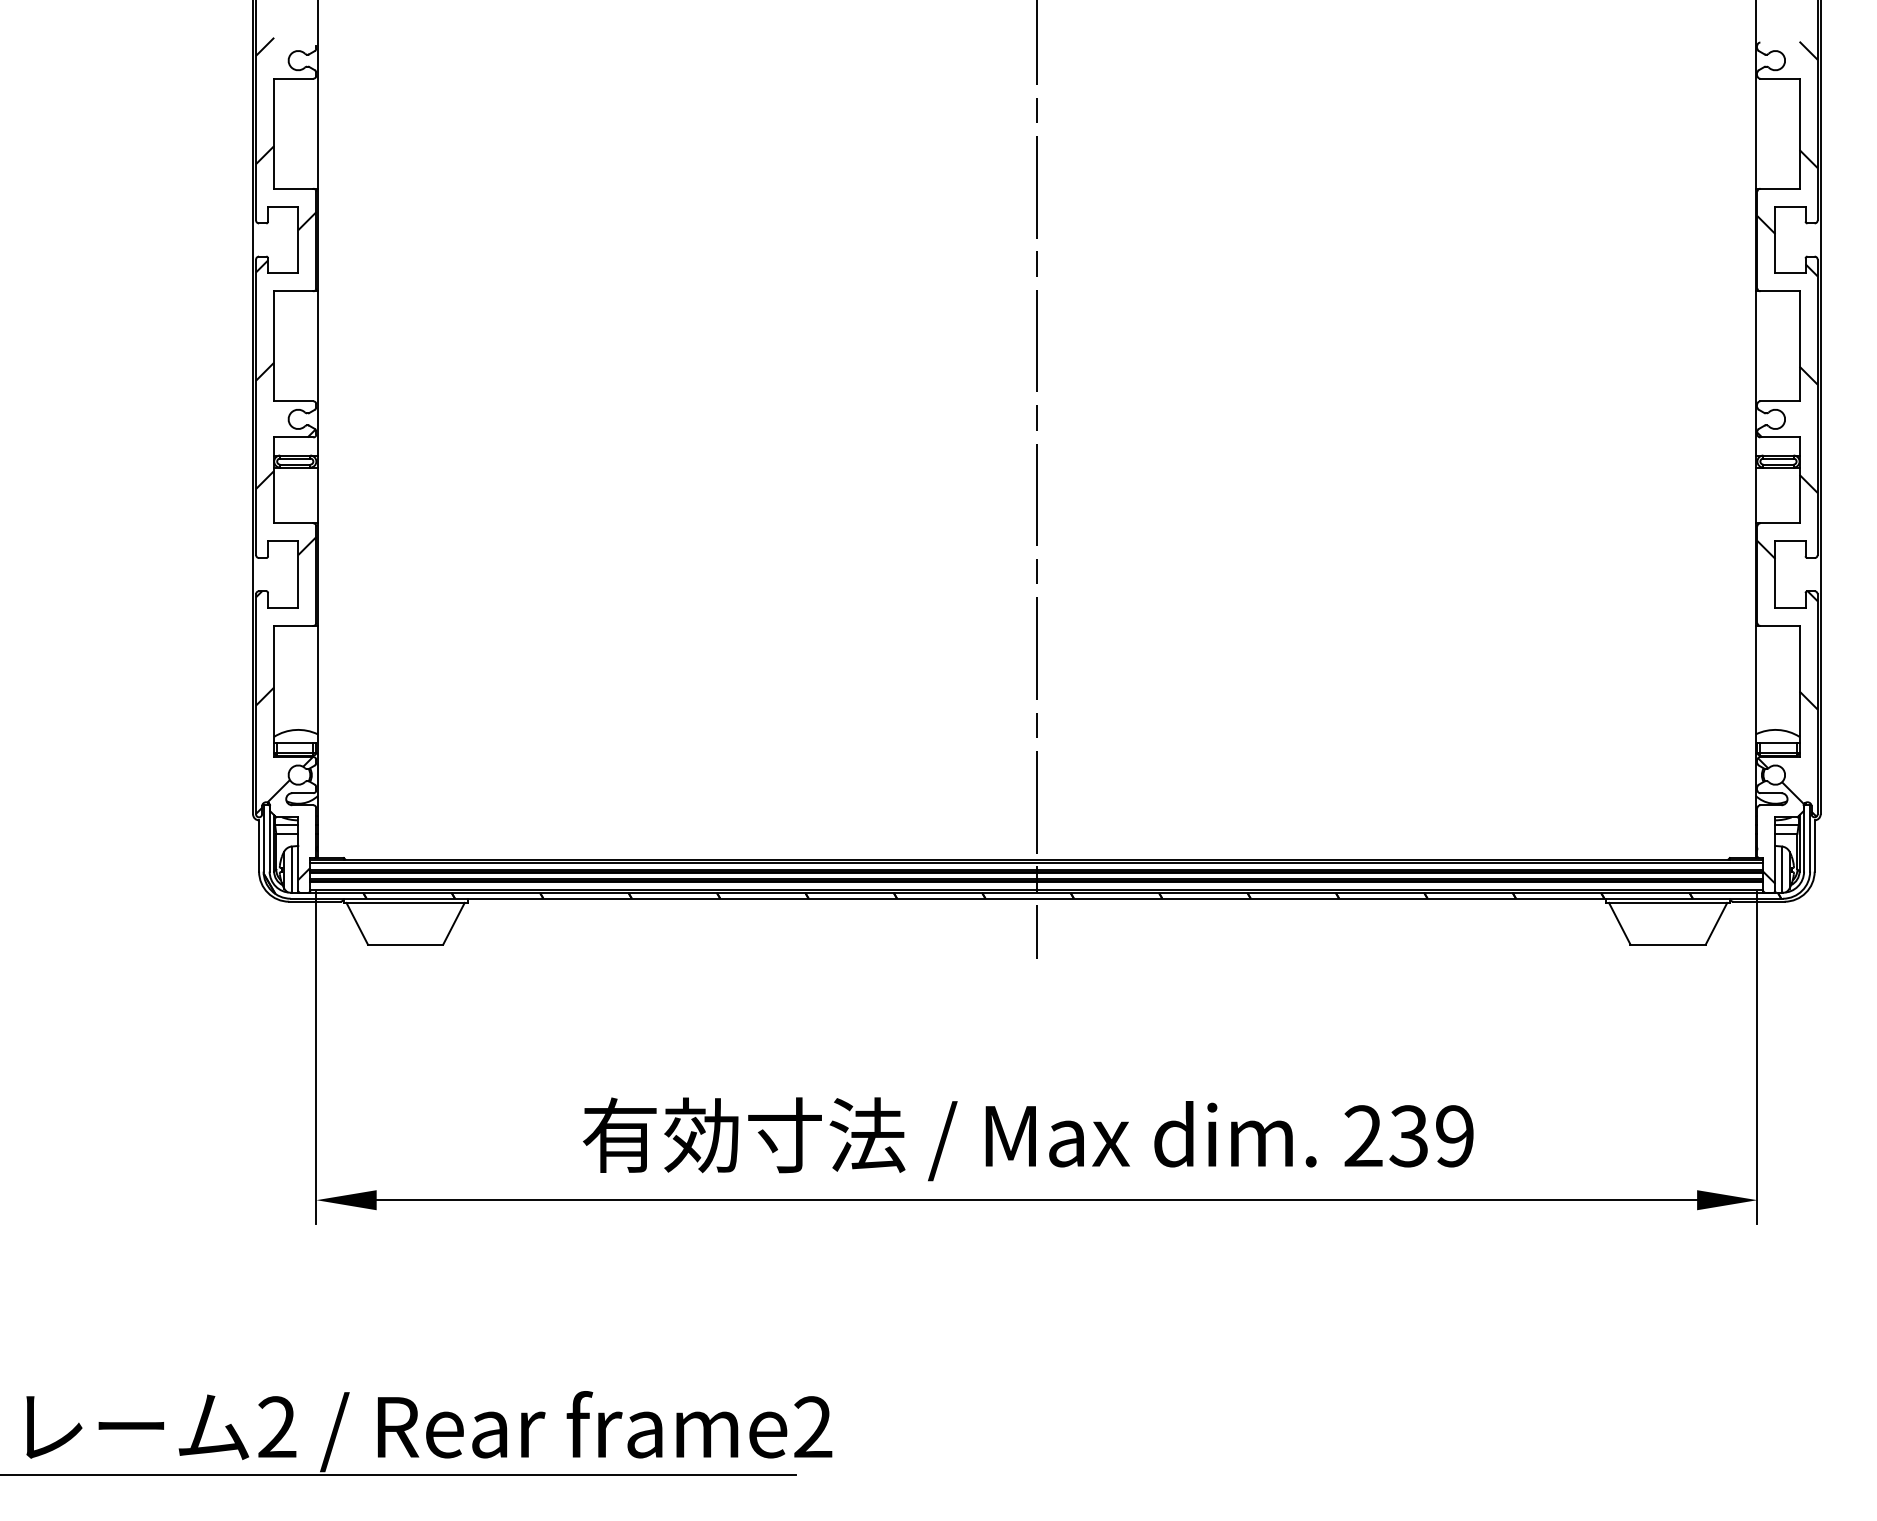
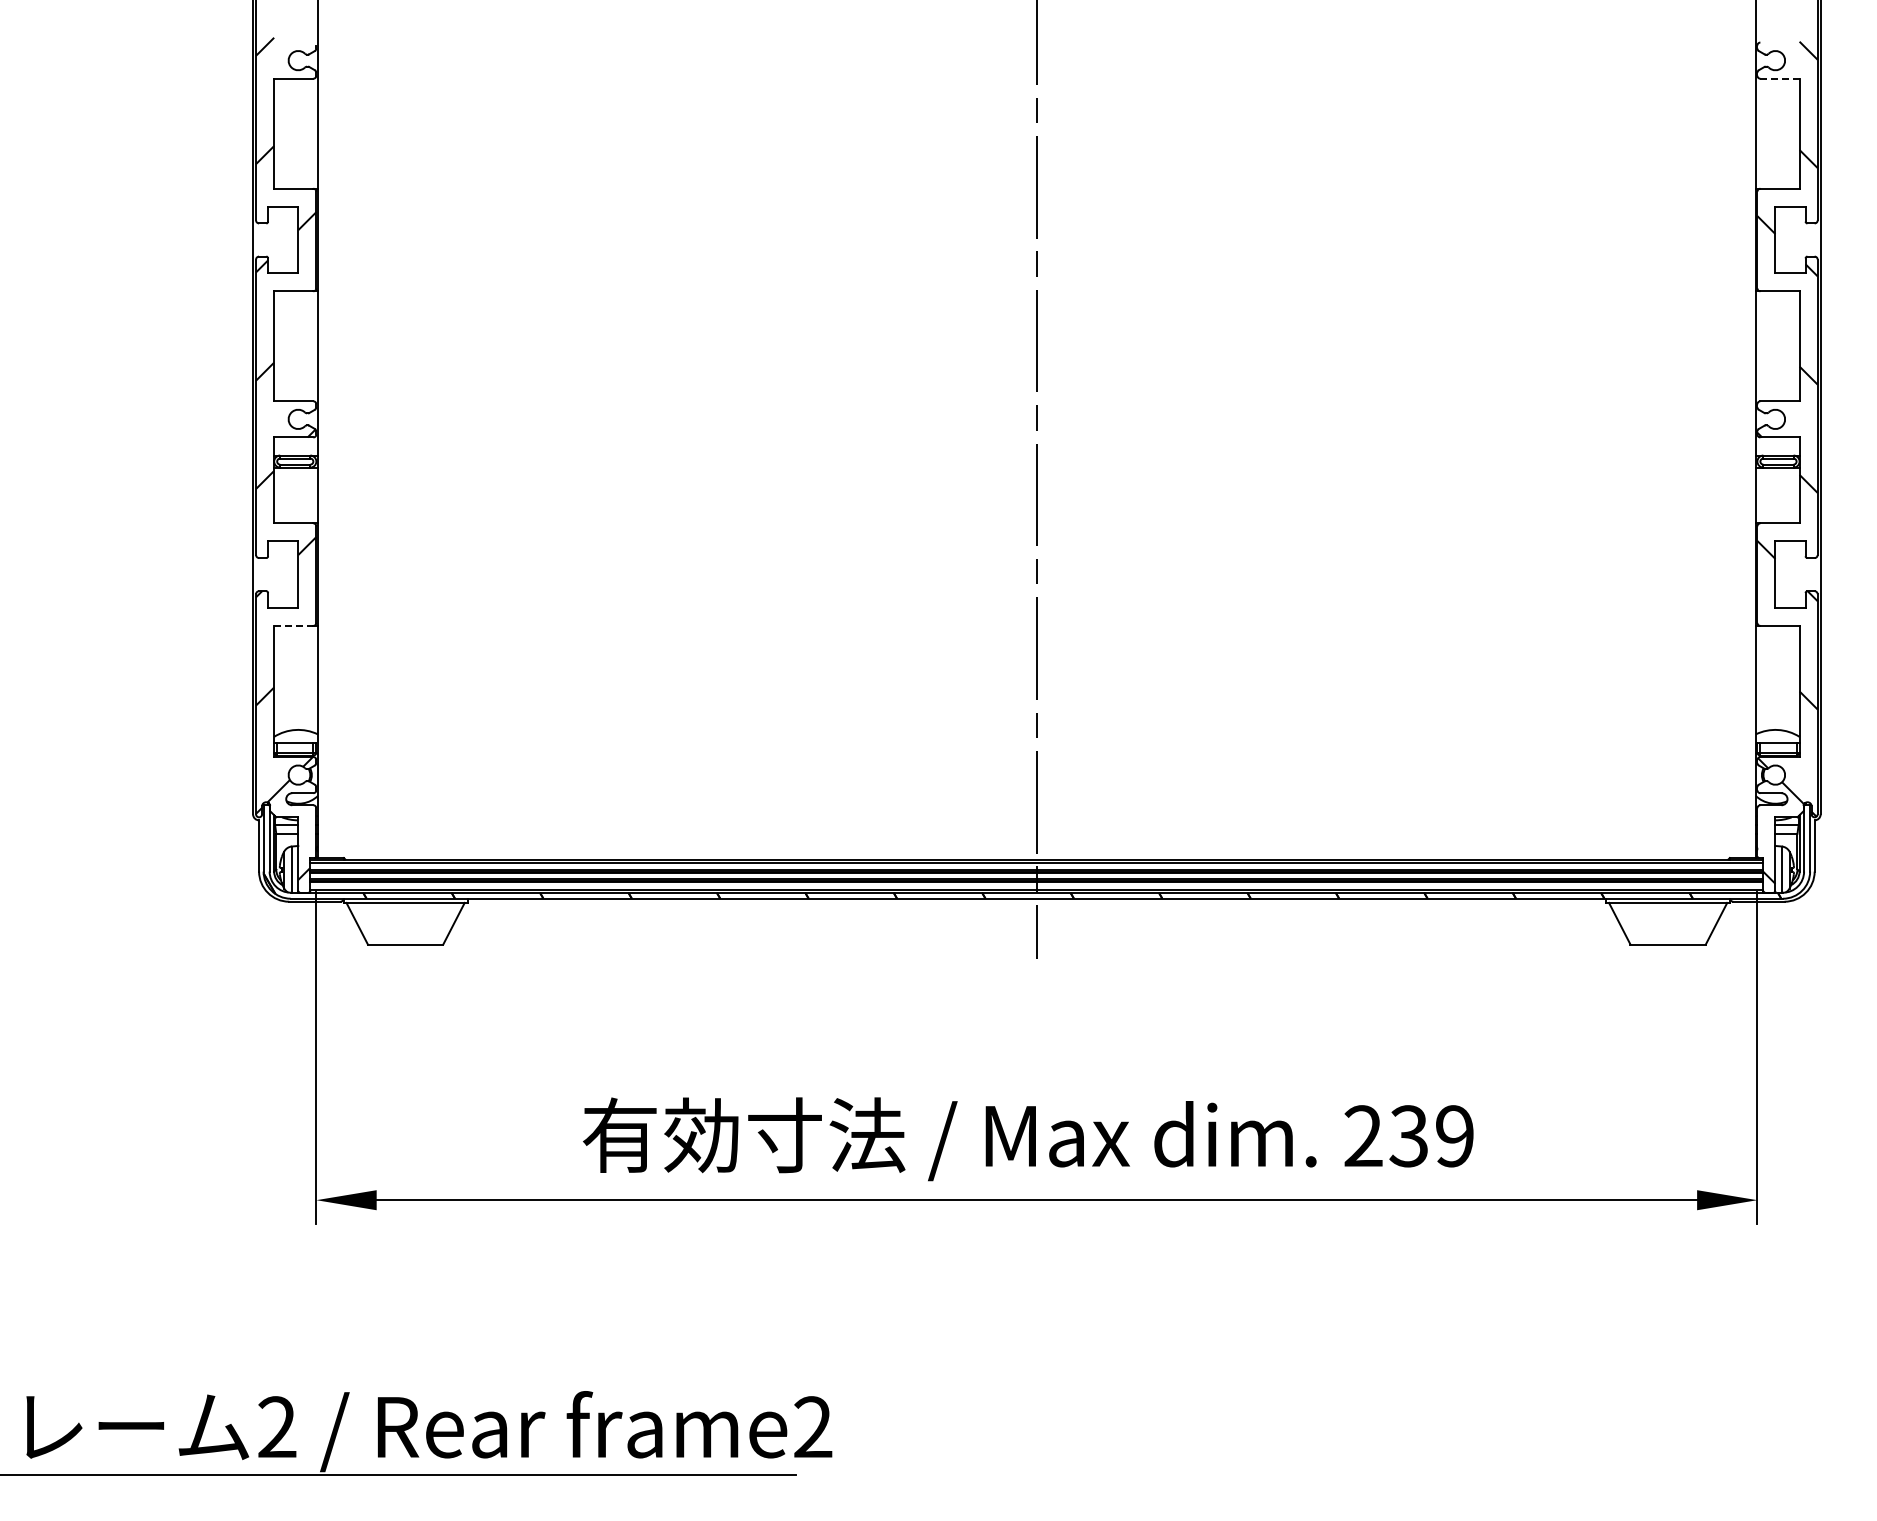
line: solid -> dashed (1779, 78)
line: solid -> dashed (293, 625)
